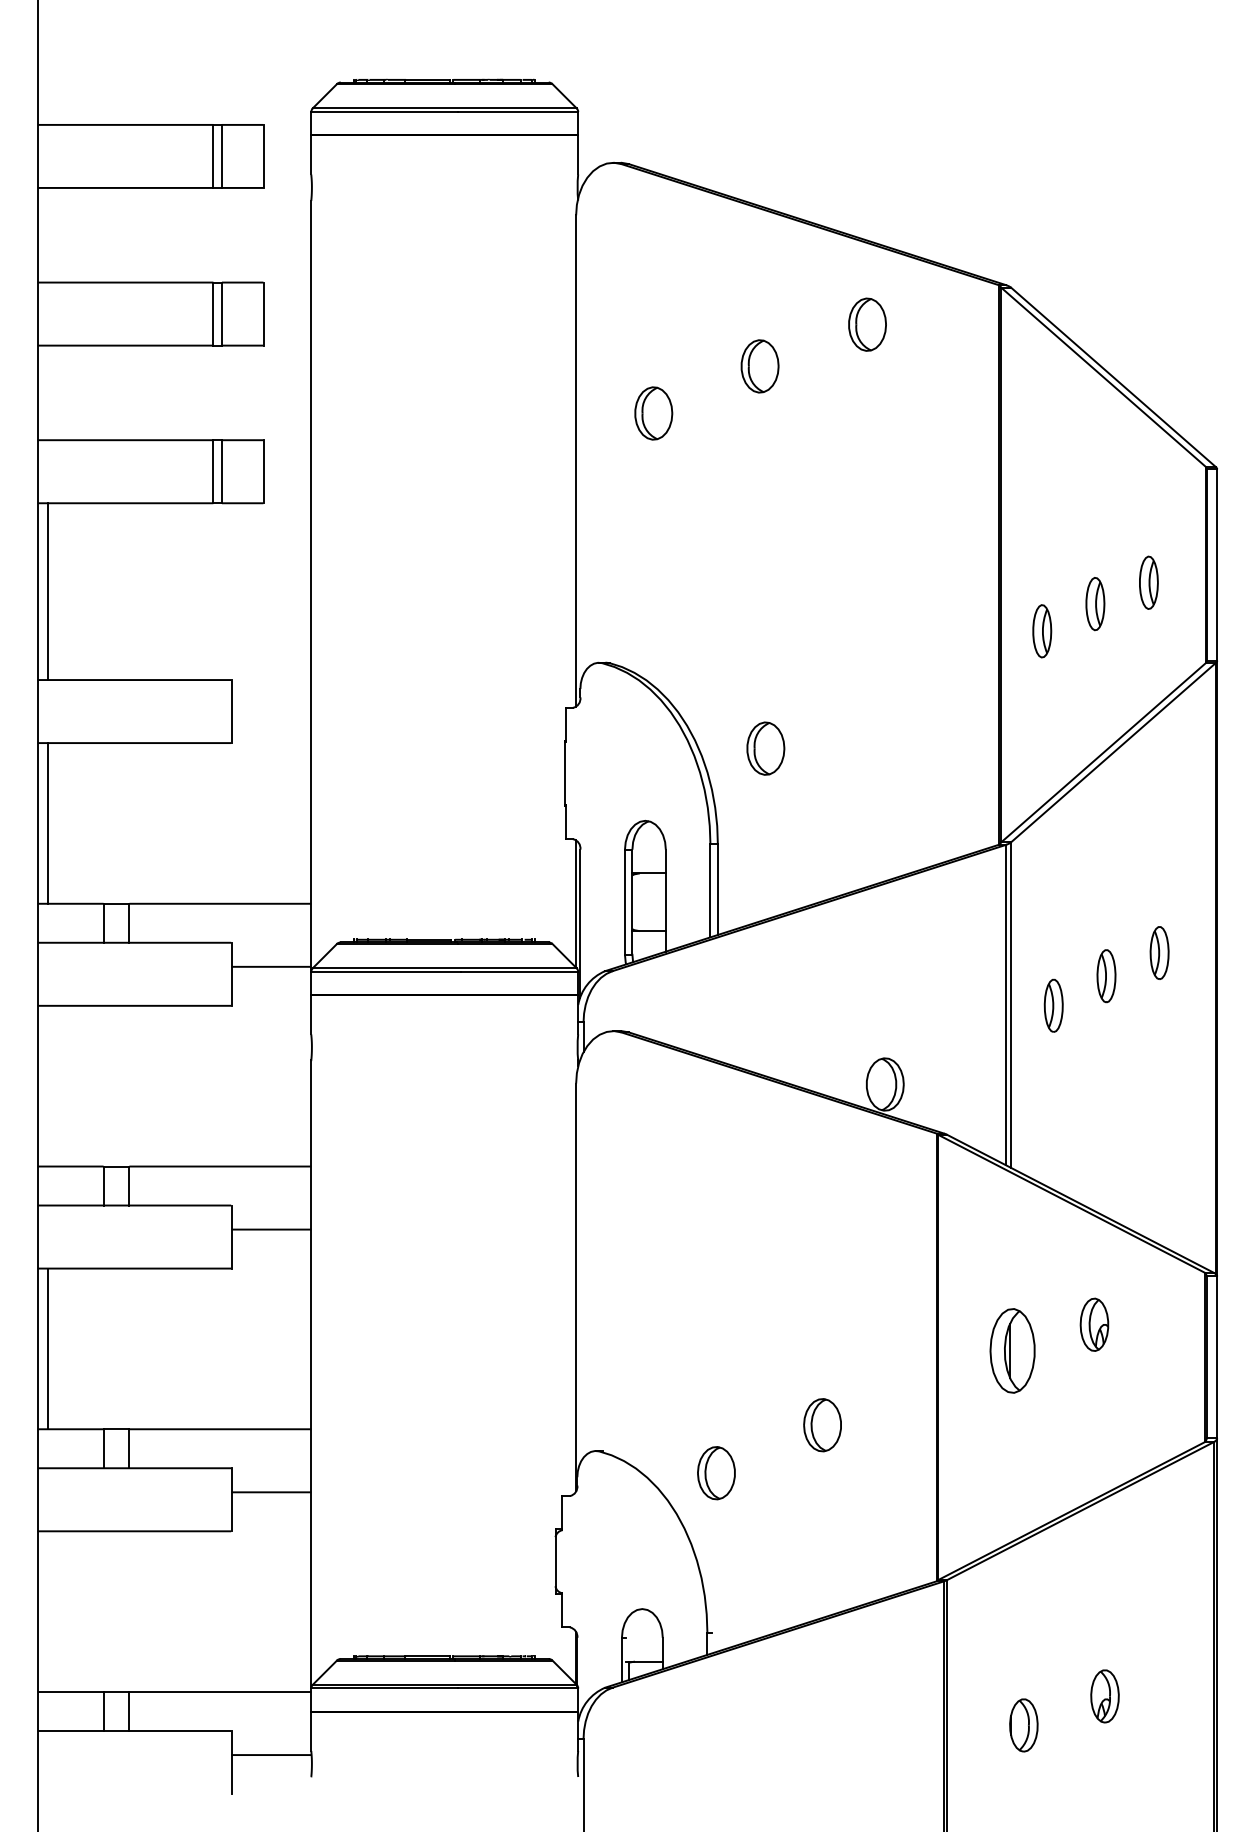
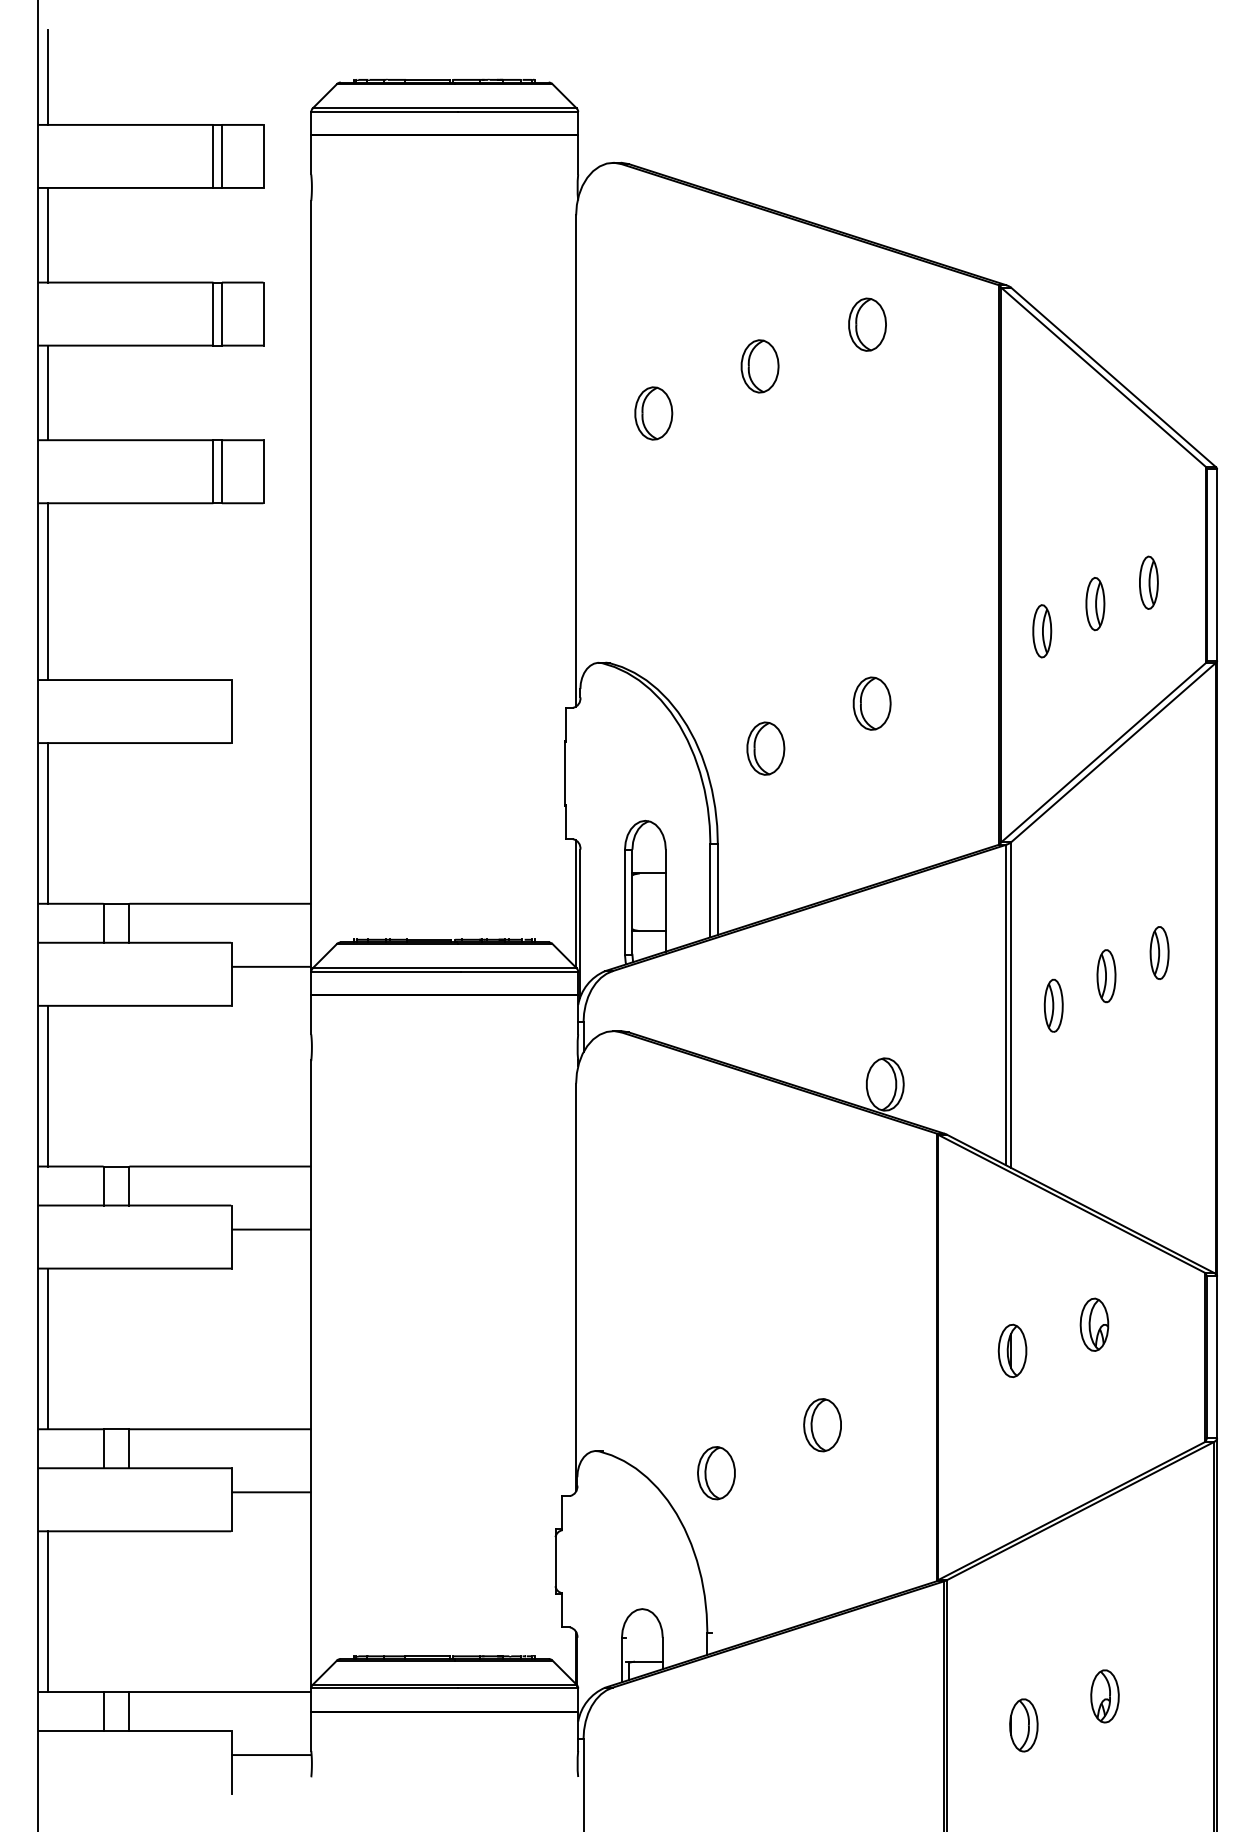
line: none -> present (48, 77)
line: none -> present (48, 234)
line: none -> present (48, 392)
part: none -> present (871, 703)
line: none -> present (48, 1085)
part size: 47x86 px -> 31x56 px (1012, 1350)
line: none -> present (48, 1611)
